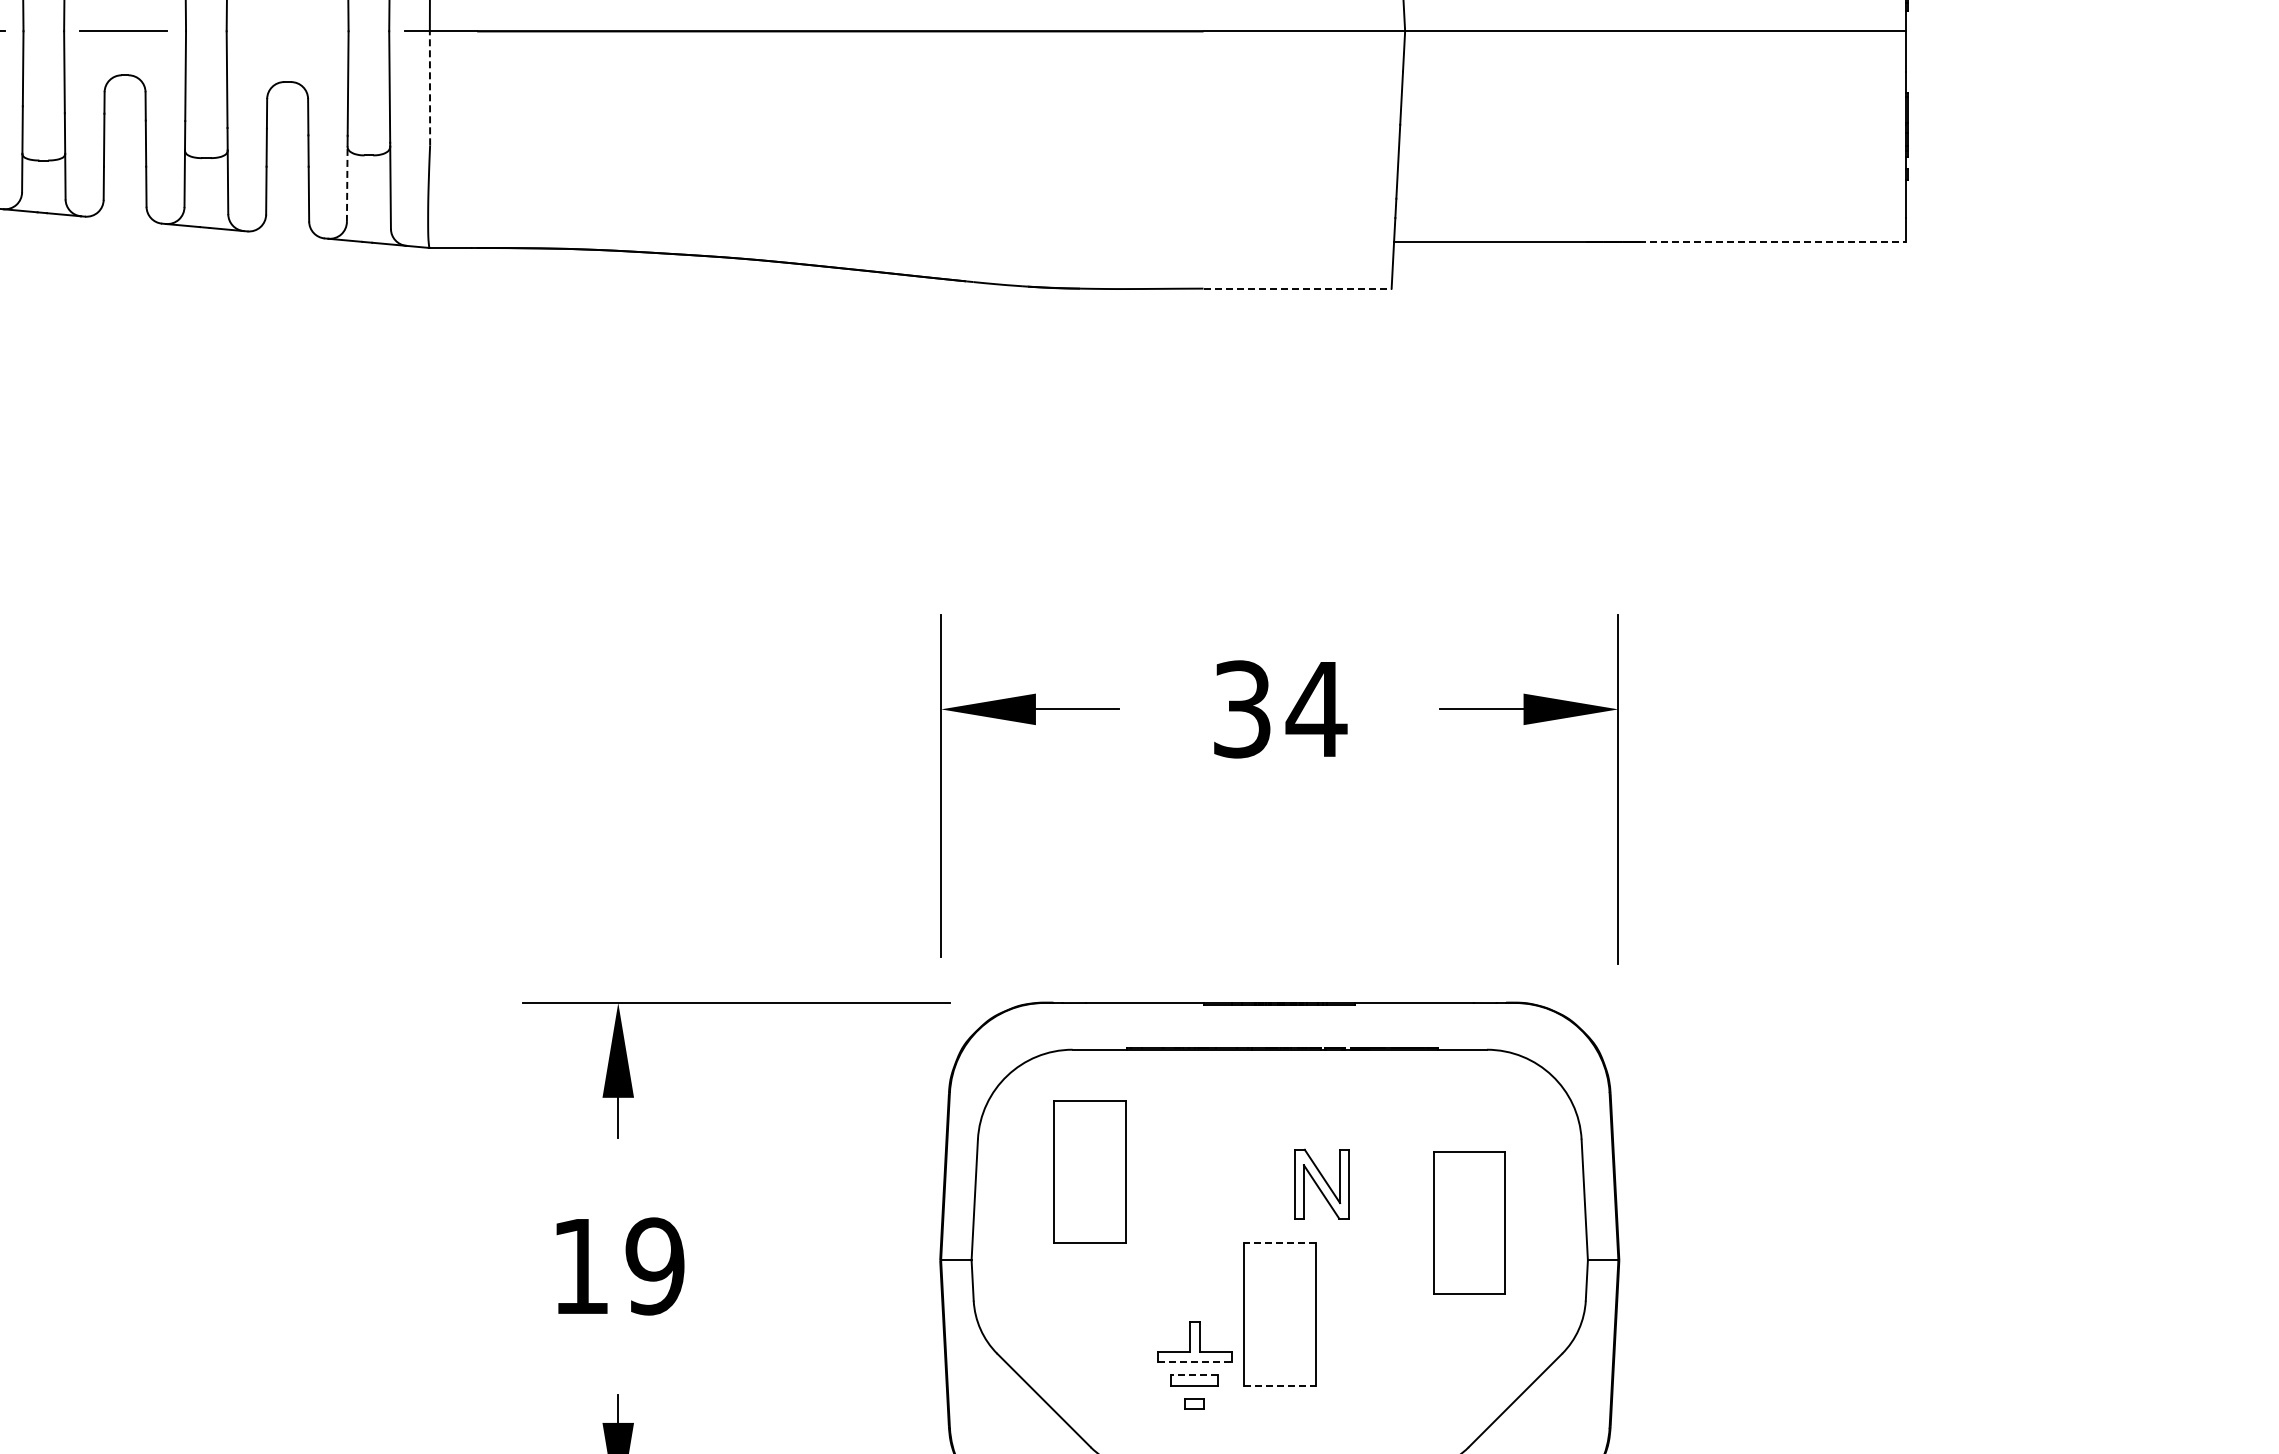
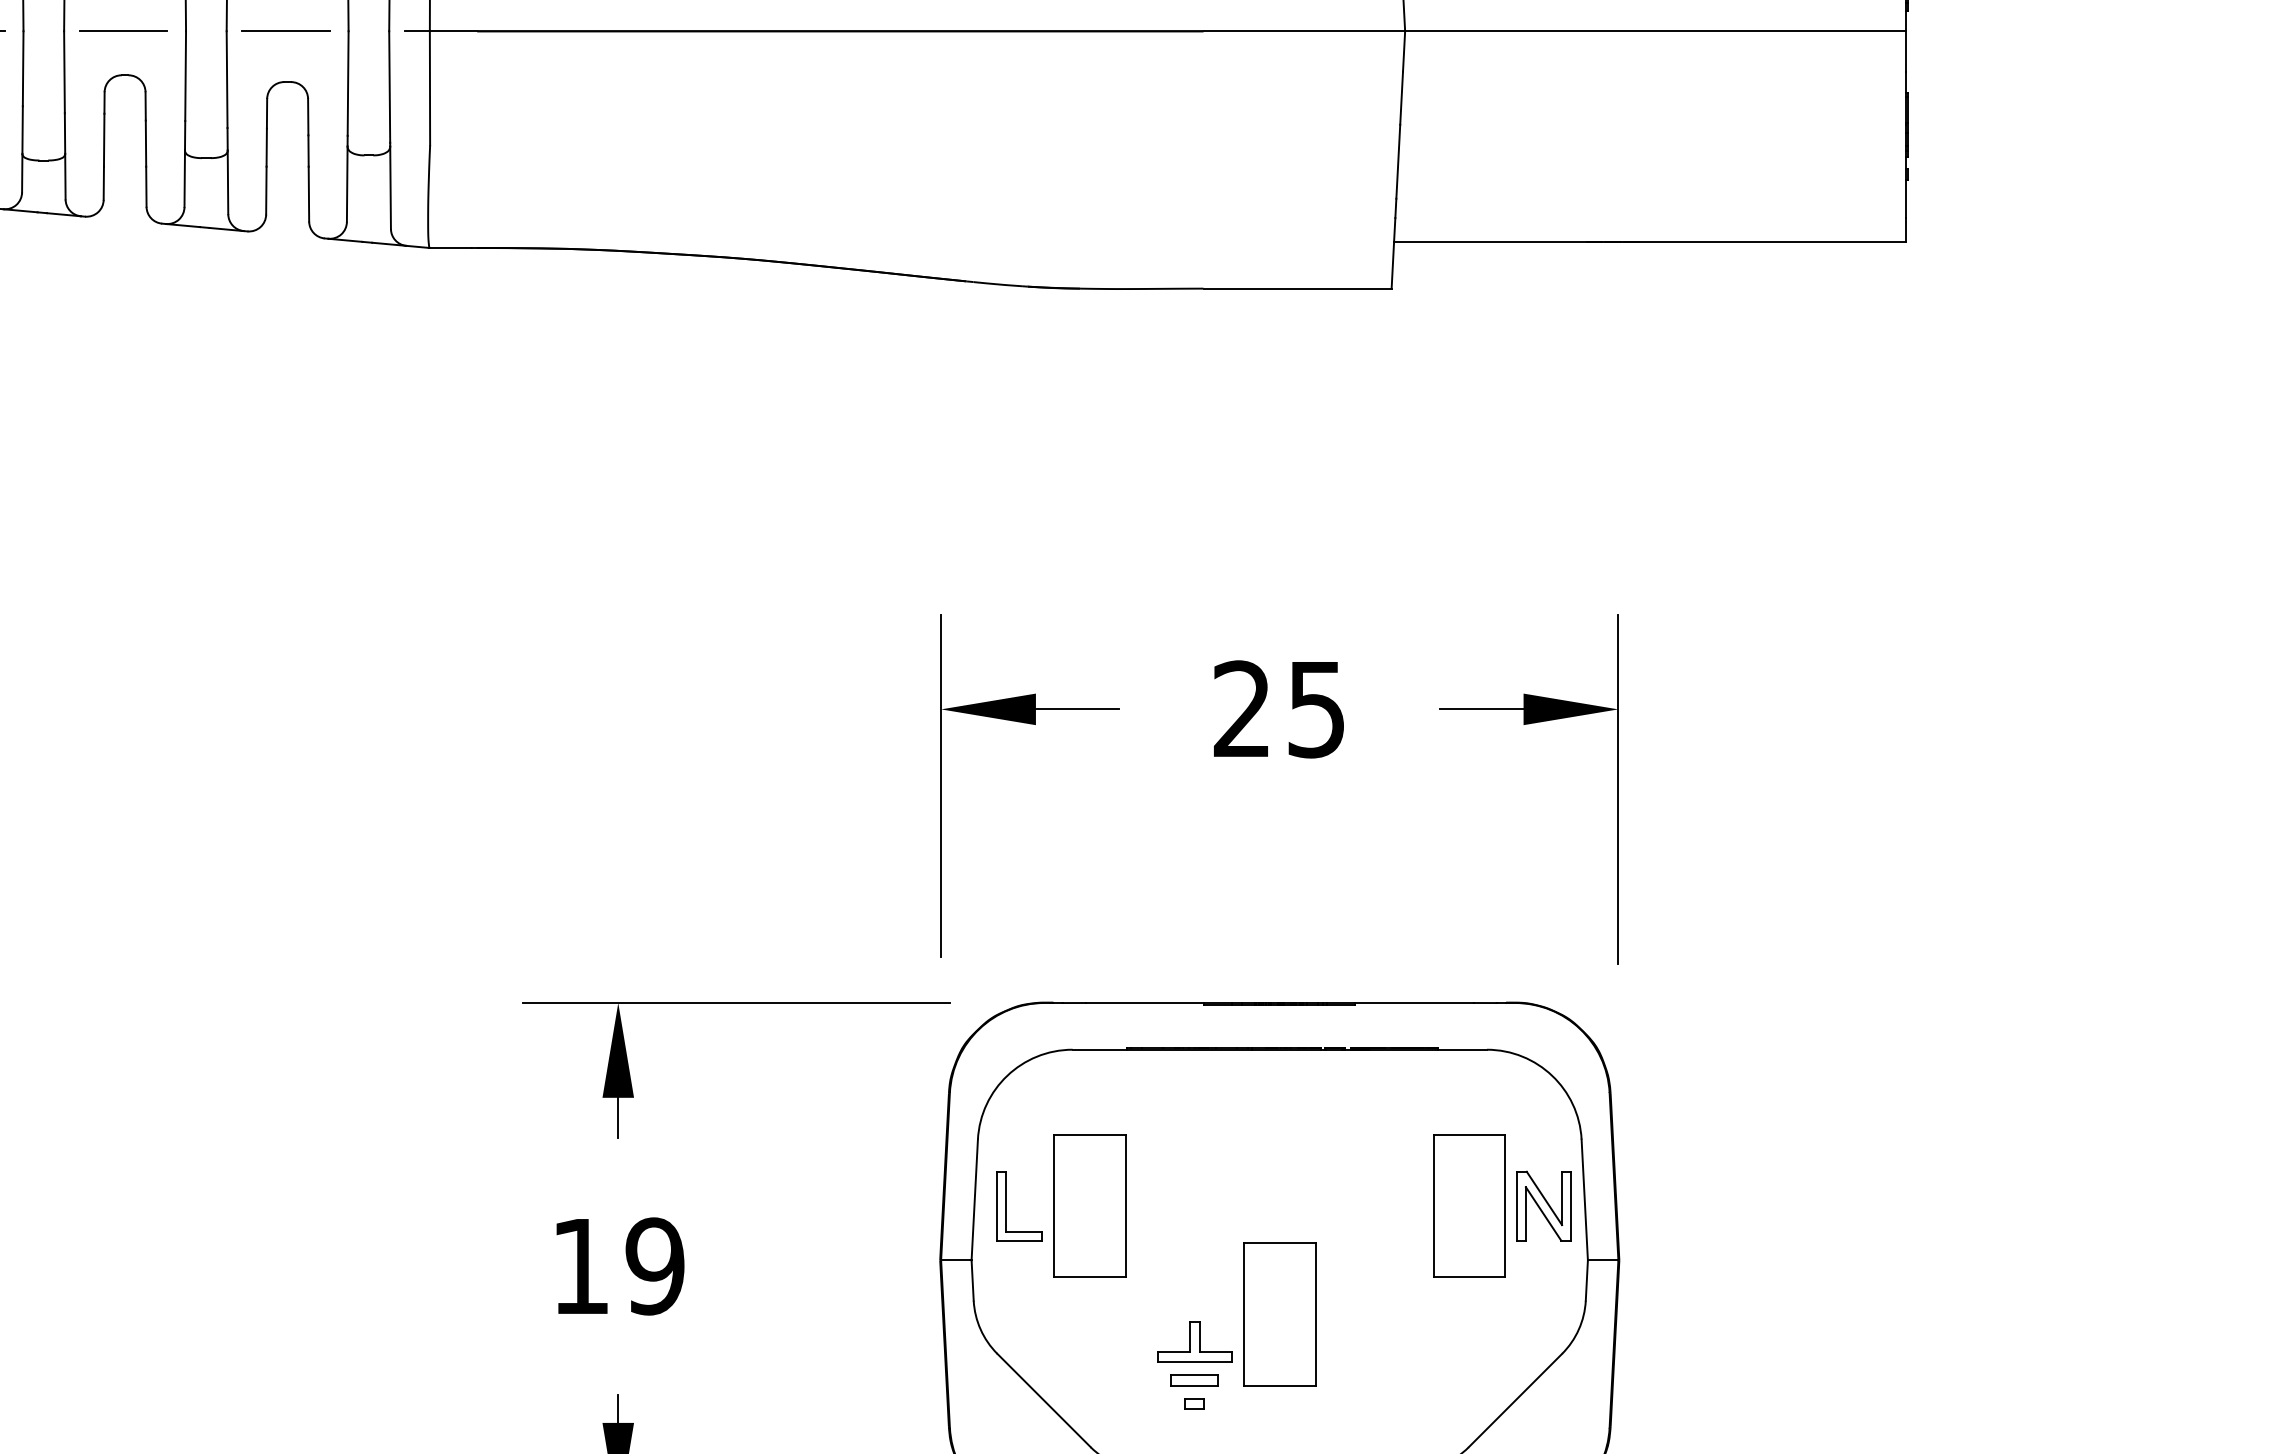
line: none -> present (285, 31)
line: dashed -> solid (430, 87)
line: dashed -> solid (347, 184)
line: dashed -> solid (1772, 241)
line: dashed -> solid (1298, 288)
text: 34 -> 25 (1280, 709)
part position: (1089, 1171) -> (1089, 1205) (1089, 1205)
part position: (1321, 1183) -> (1543, 1205) (1543, 1205)
part: none -> present (1006, 1206)
part position: (1469, 1222) -> (1469, 1205) (1469, 1205)
line: dashed -> solid (1279, 1243)
line: dashed -> solid (1195, 1362)
line: dashed -> solid (1194, 1375)
line: dashed -> solid (1279, 1385)
